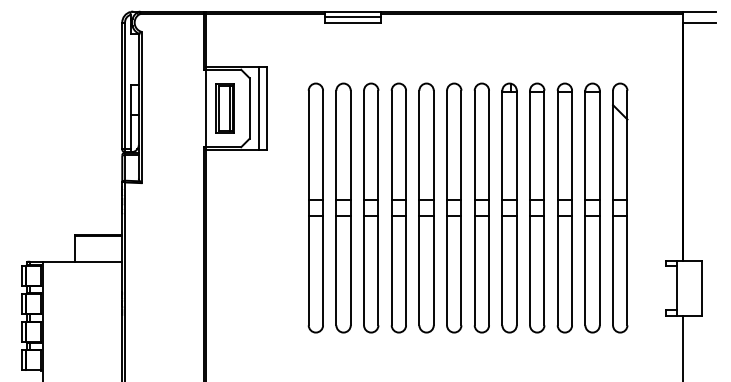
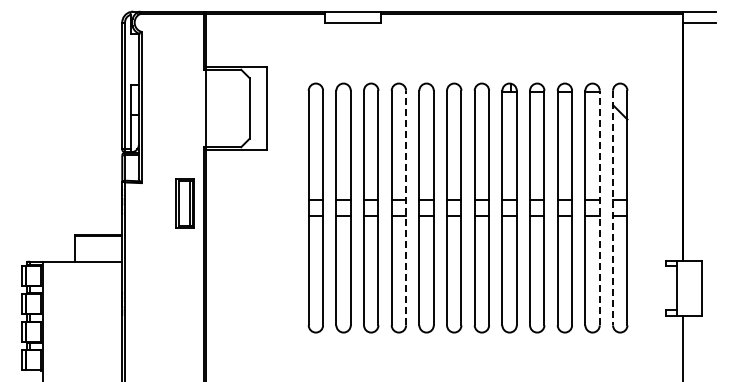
line: present -> none (352, 17)
line: present -> none (258, 107)
part position: (224, 108) -> (184, 203) (184, 203)
line: solid -> dashed (406, 207)
line: solid -> dashed (599, 207)
line: solid -> dashed (613, 208)
